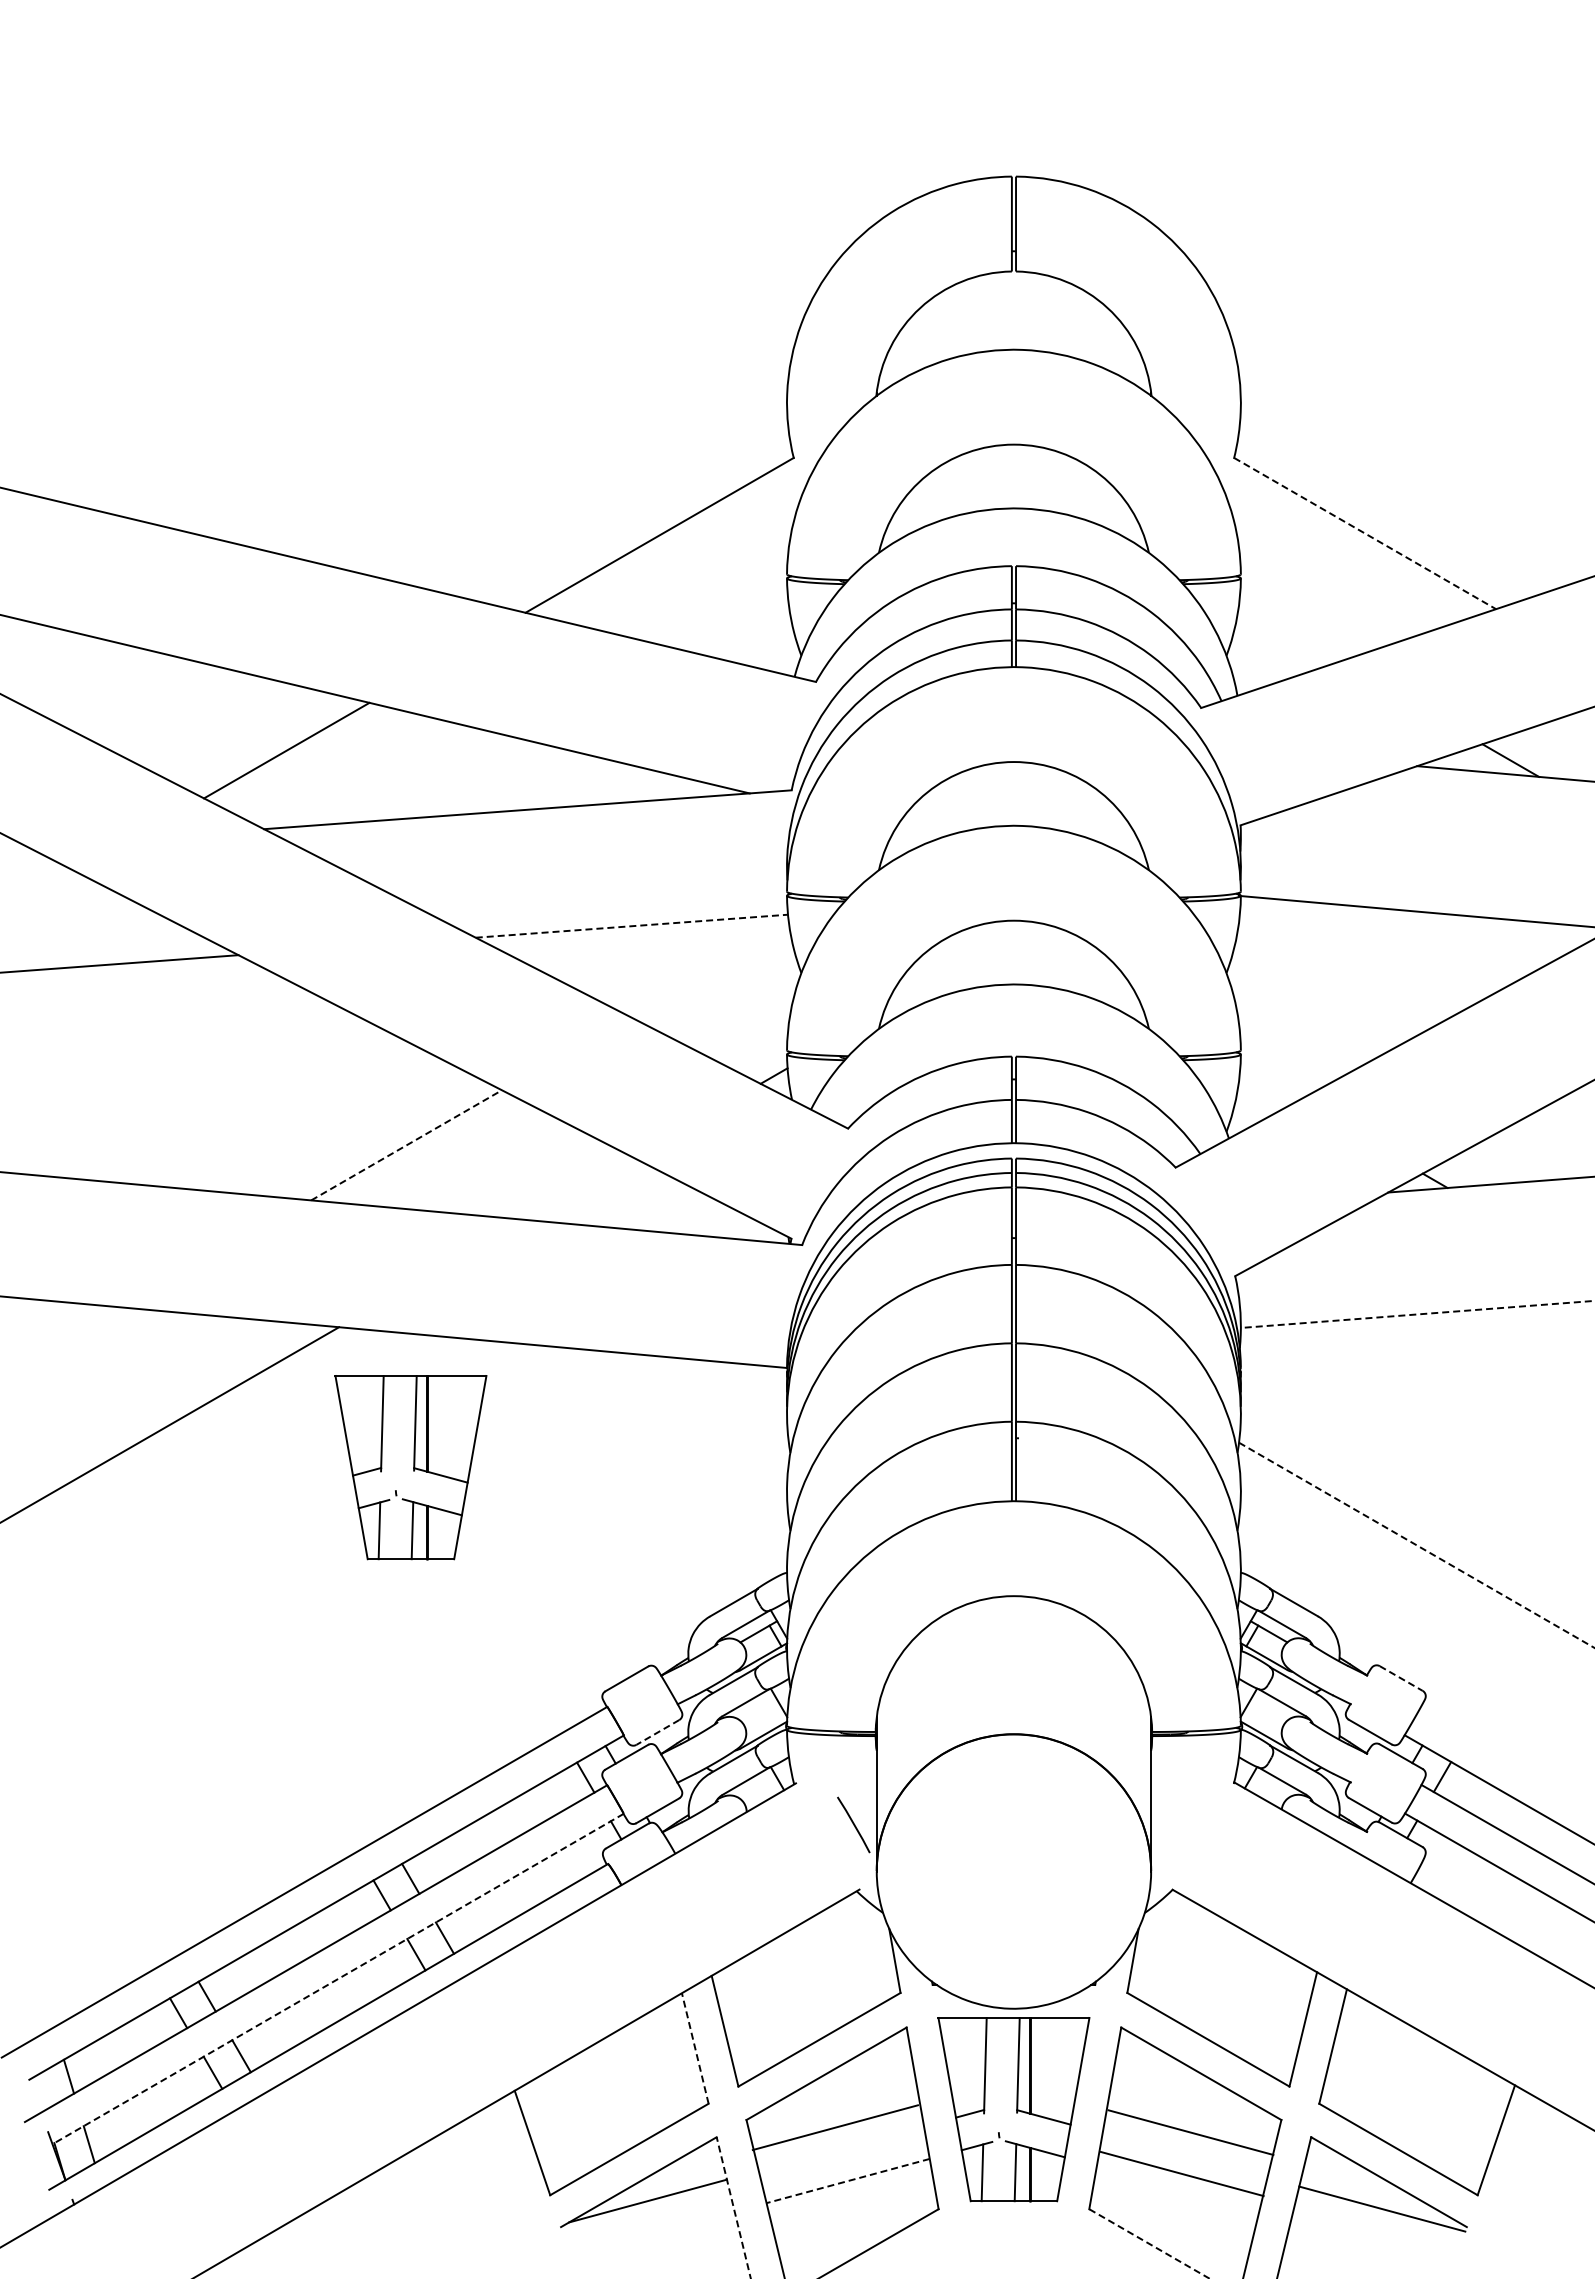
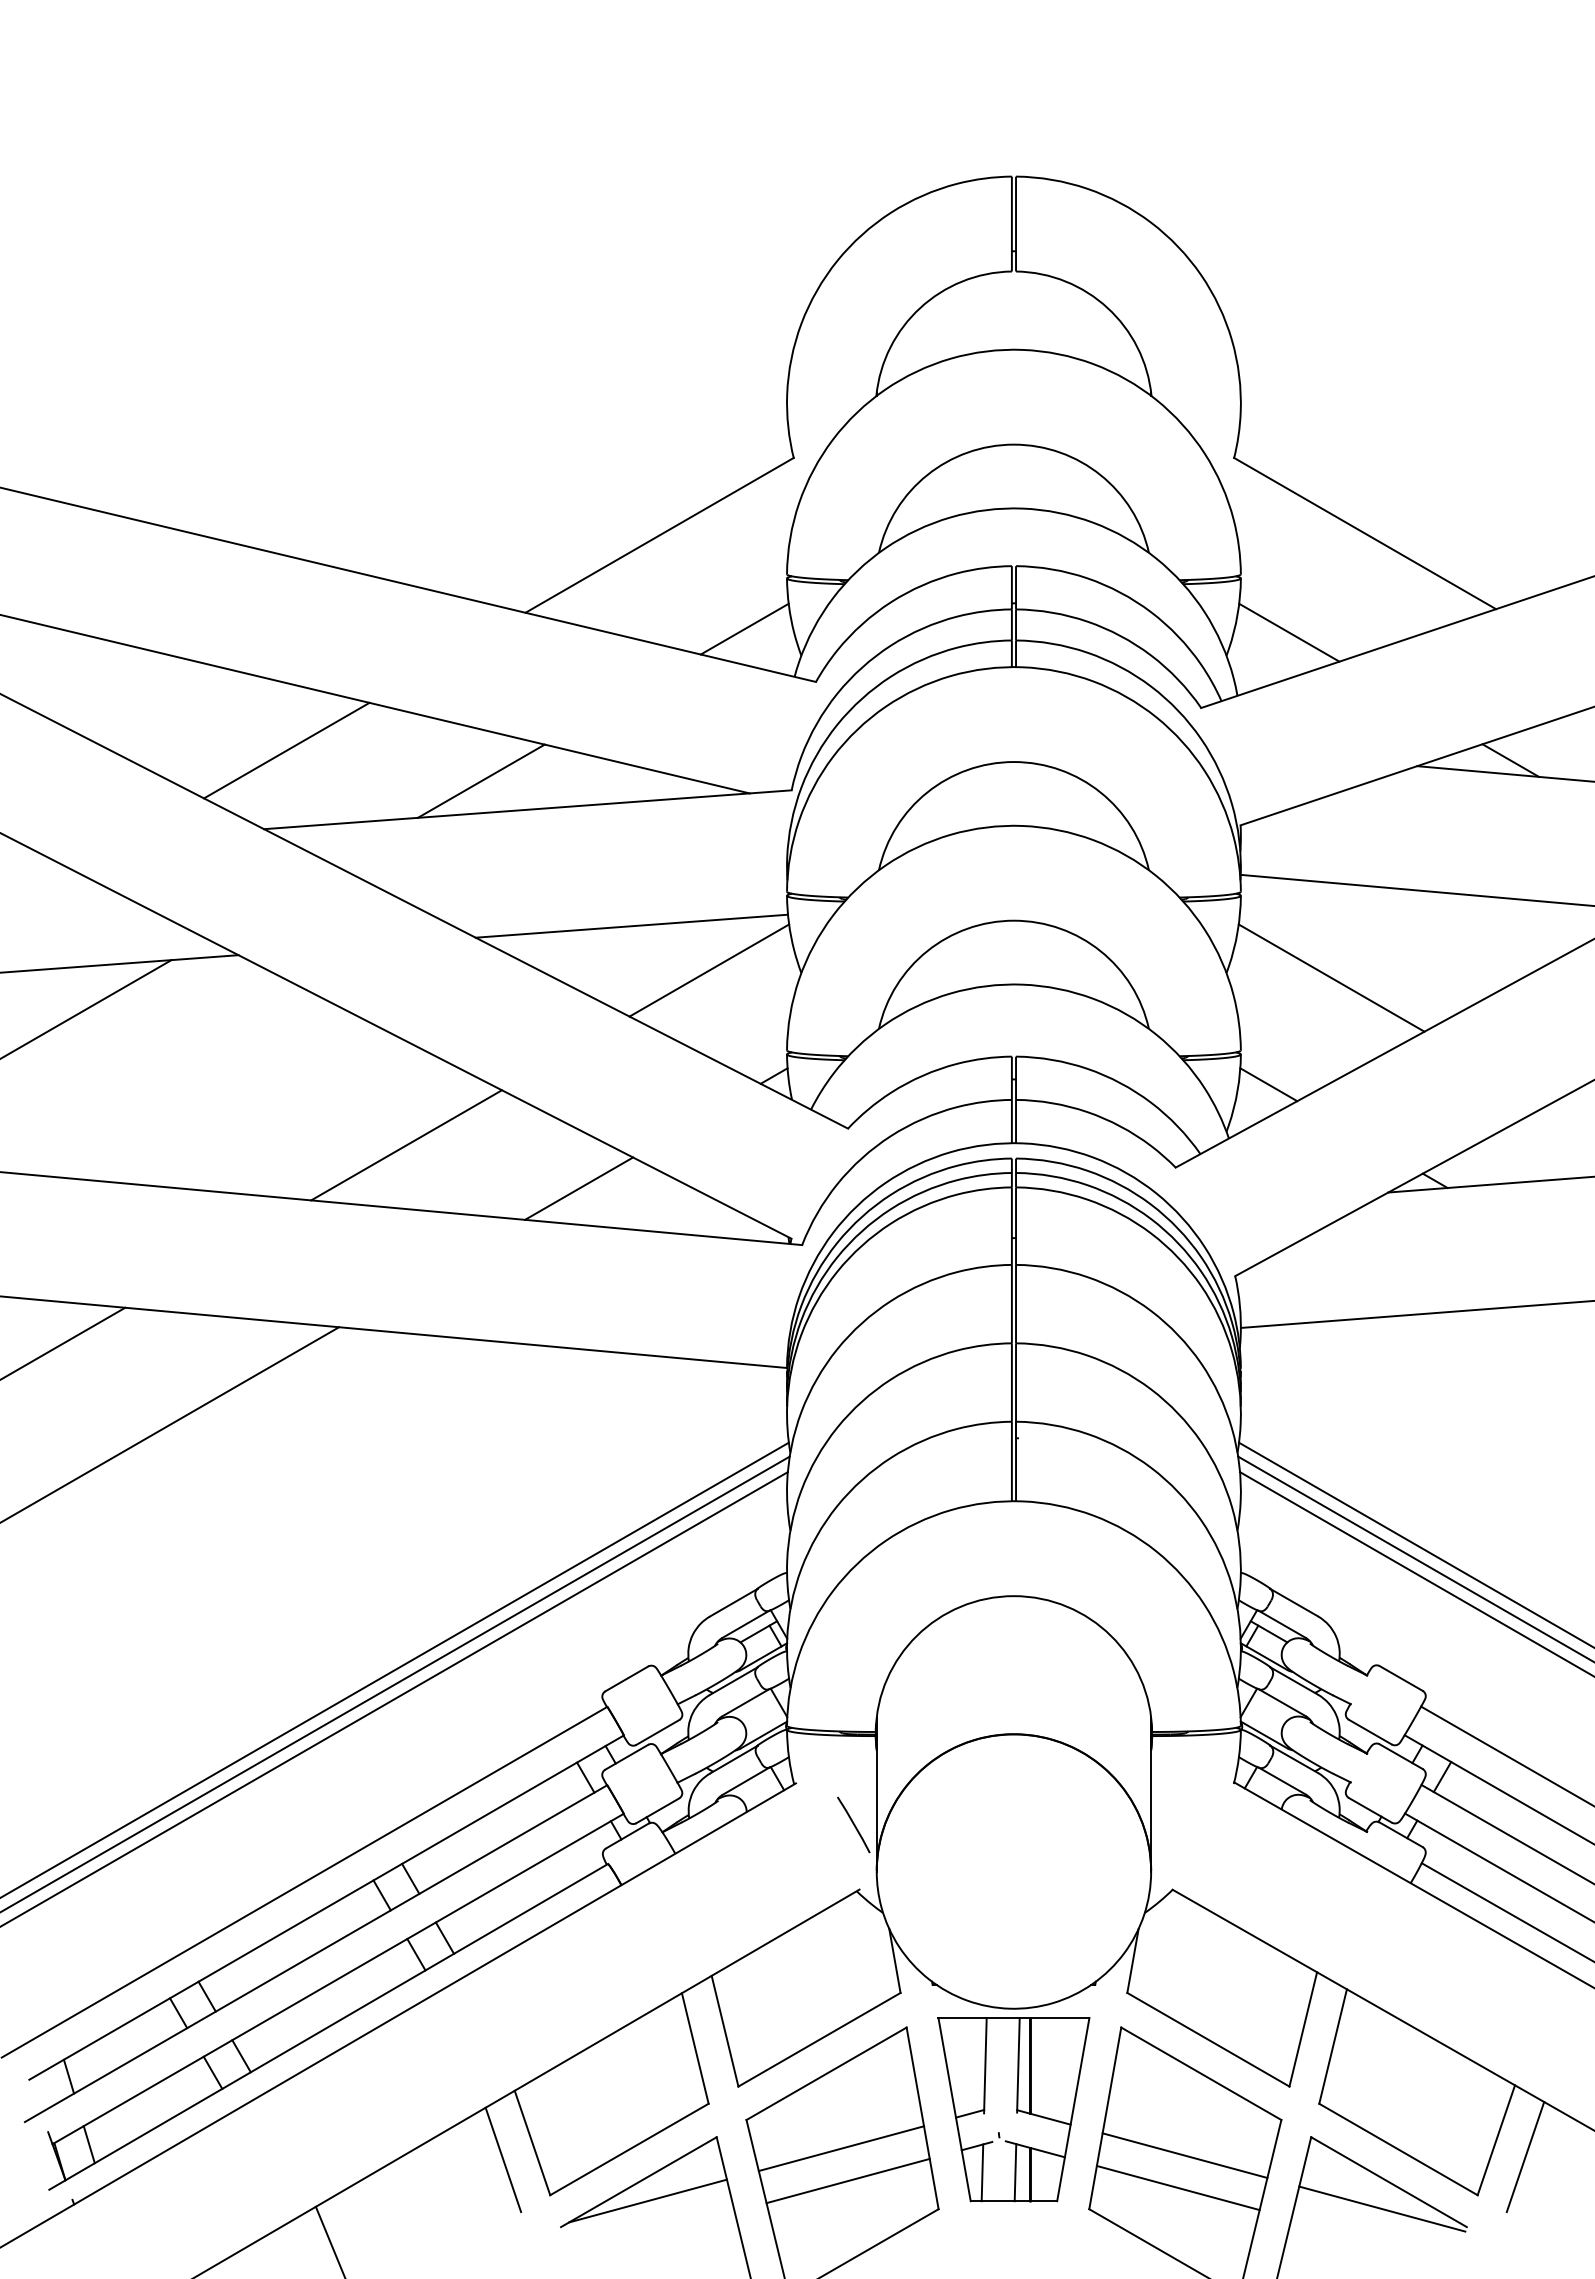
line: dashed -> solid (1365, 533)
line: none -> present (744, 628)
line: none -> present (1289, 632)
line: none -> present (480, 780)
line position: (1414, 910) -> (1415, 889) (1415, 889)
line: dashed -> solid (631, 926)
line: none -> present (709, 970)
line: none -> present (1331, 977)
line: none -> present (86, 1008)
line: none -> present (1268, 1084)
line: dashed -> solid (407, 1145)
line: none -> present (579, 1188)
line: dashed -> solid (1417, 1314)
line: none -> present (63, 1342)
part: present -> none (410, 1467)
line: dashed -> solid (1417, 1545)
line: none -> present (1414, 1558)
line: none -> present (1415, 1573)
line: none -> present (395, 1669)
line: dashed -> solid (1401, 1678)
line: none -> present (395, 1683)
line: none -> present (394, 1698)
line: dashed -> solid (657, 1732)
line: none -> present (1506, 1755)
line: none -> present (1506, 1911)
line: dashed -> solid (338, 1979)
line: dashed -> solid (695, 2048)
line position: (835, 2127) -> (841, 2148) (841, 2148)
line position: (1190, 2132) -> (1184, 2155) (1184, 2155)
line: none -> present (1525, 2157)
line: none -> present (503, 2159)
line position: (1181, 2173) -> (1177, 2187) (1177, 2187)
line: dashed -> solid (848, 2181)
line: dashed -> solid (733, 2208)
line: none -> present (329, 2240)
line: dashed -> solid (1149, 2244)
